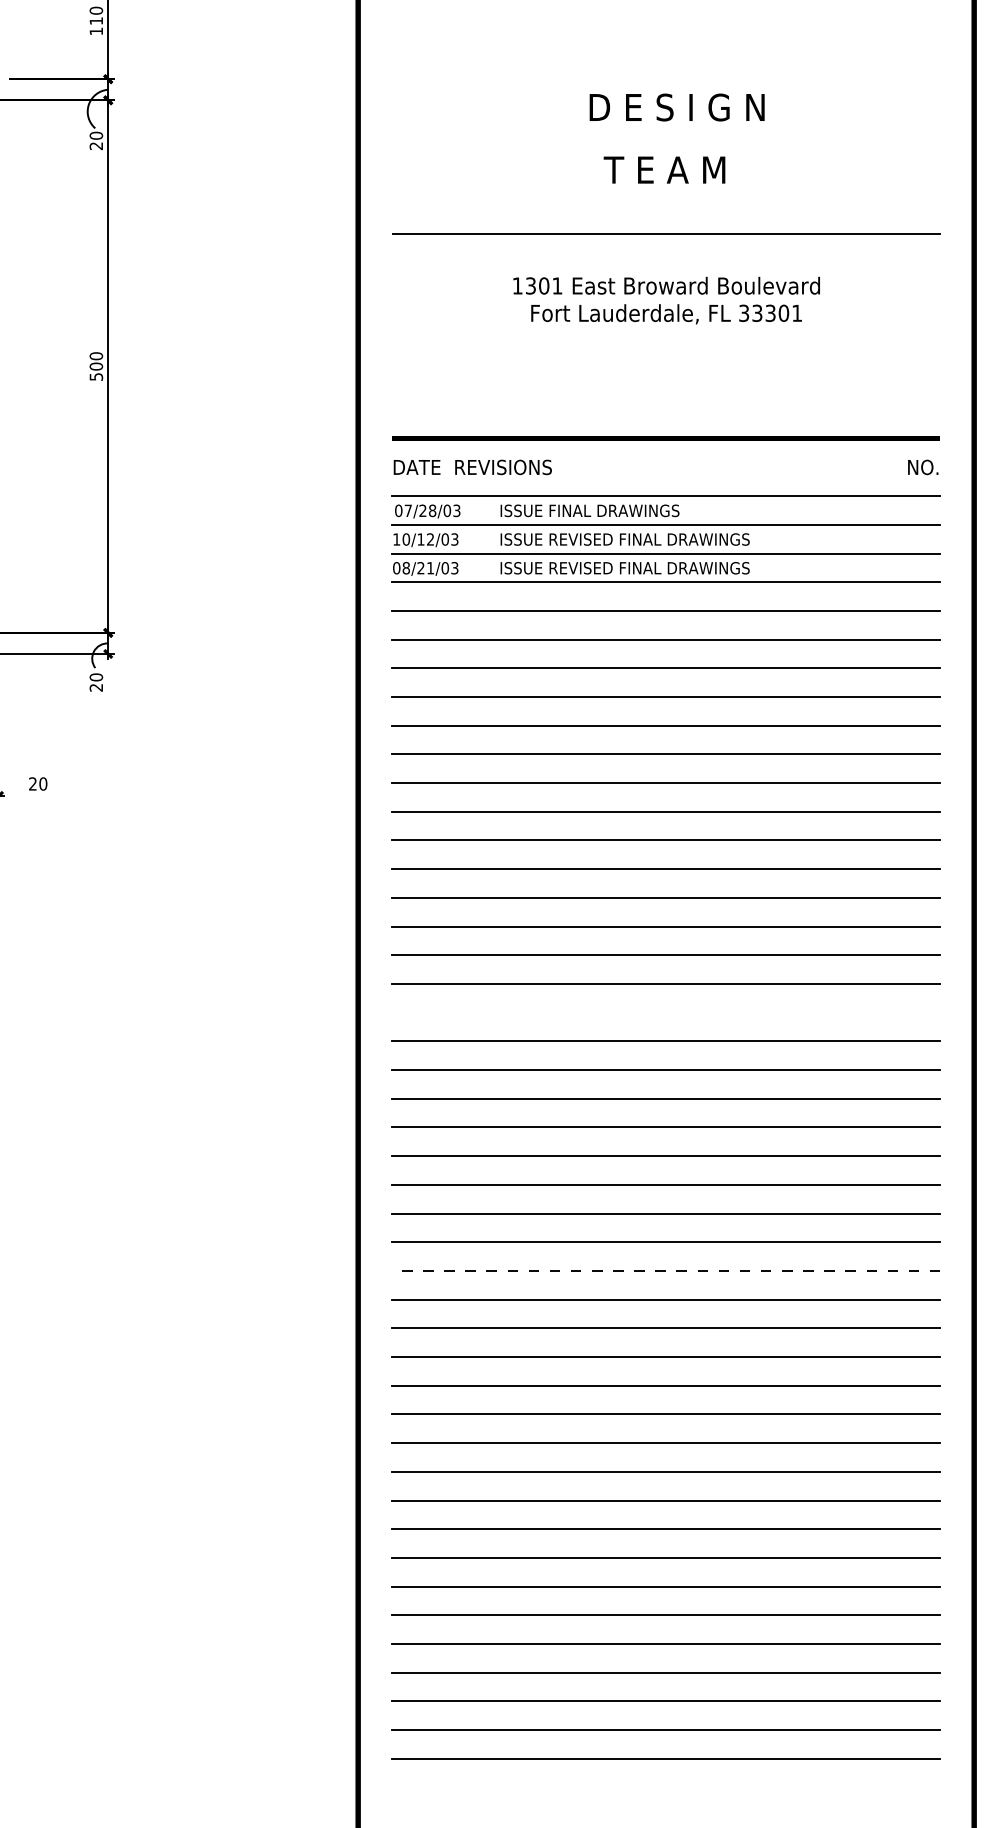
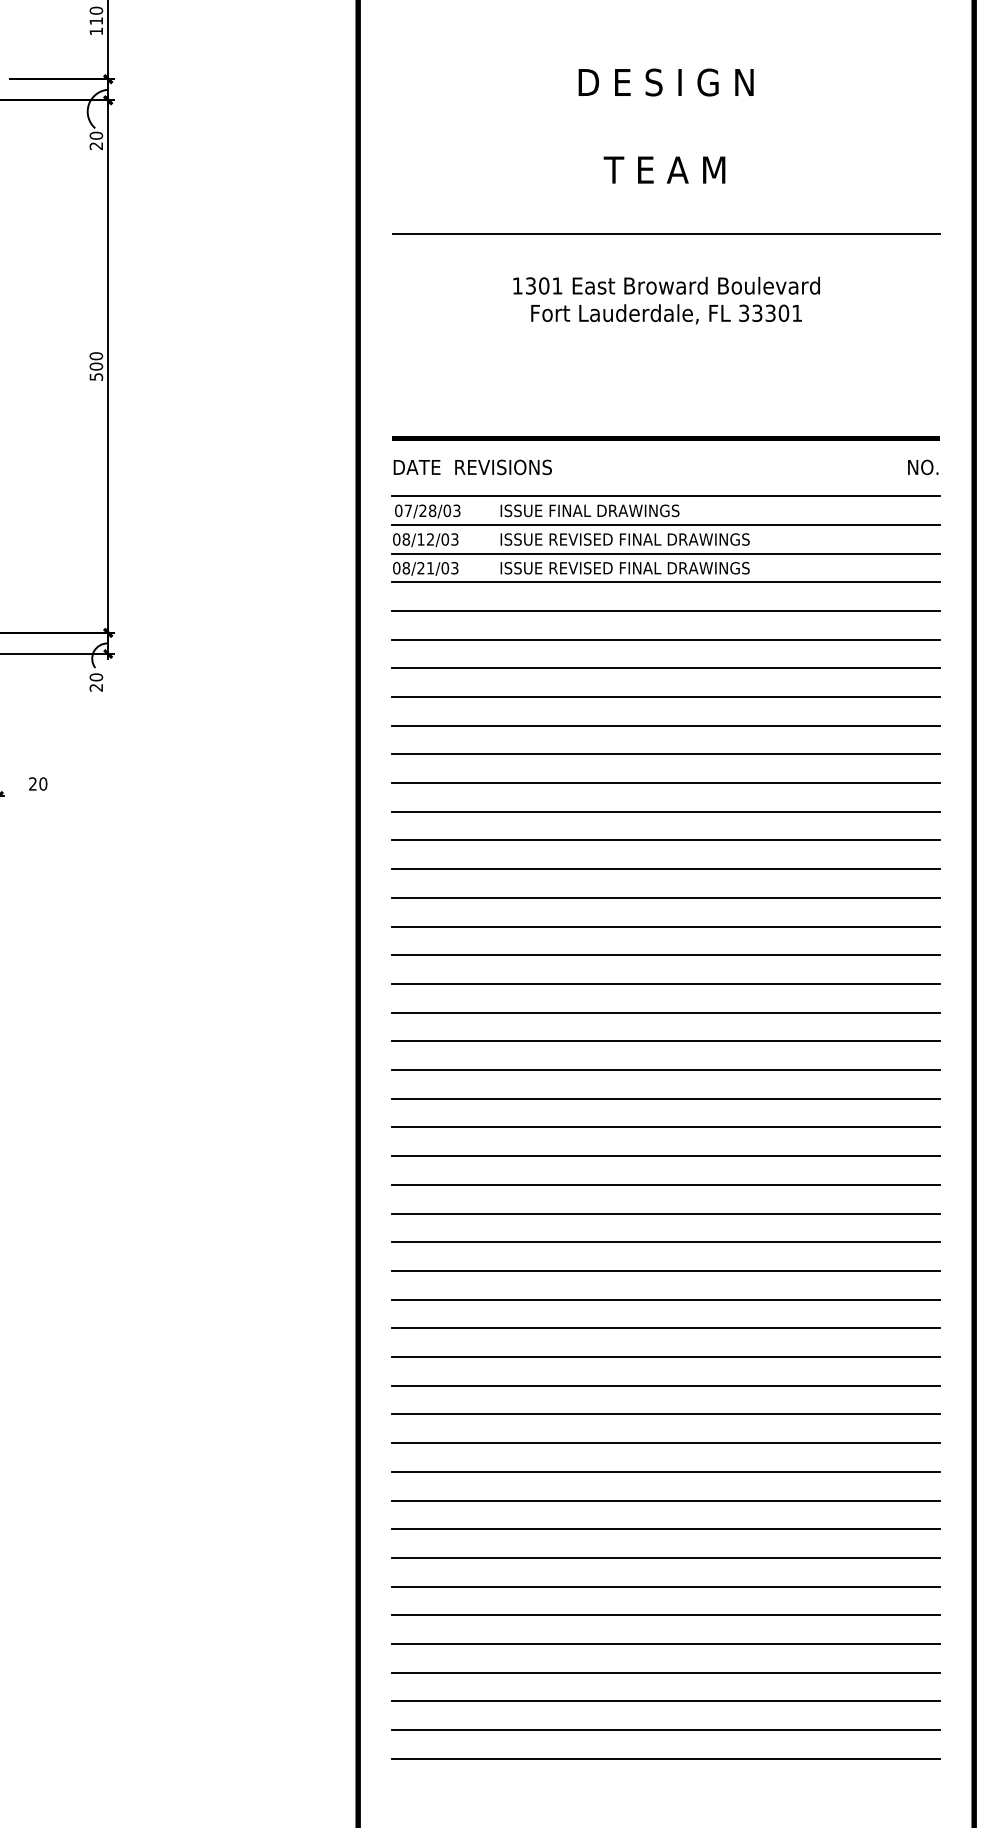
text position: (676, 107) -> (665, 82) (665, 82)
text: 10/12/03 -> 08/12/03 (401, 539)
line: none -> present (665, 1012)
line: dashed -> solid (665, 1270)
